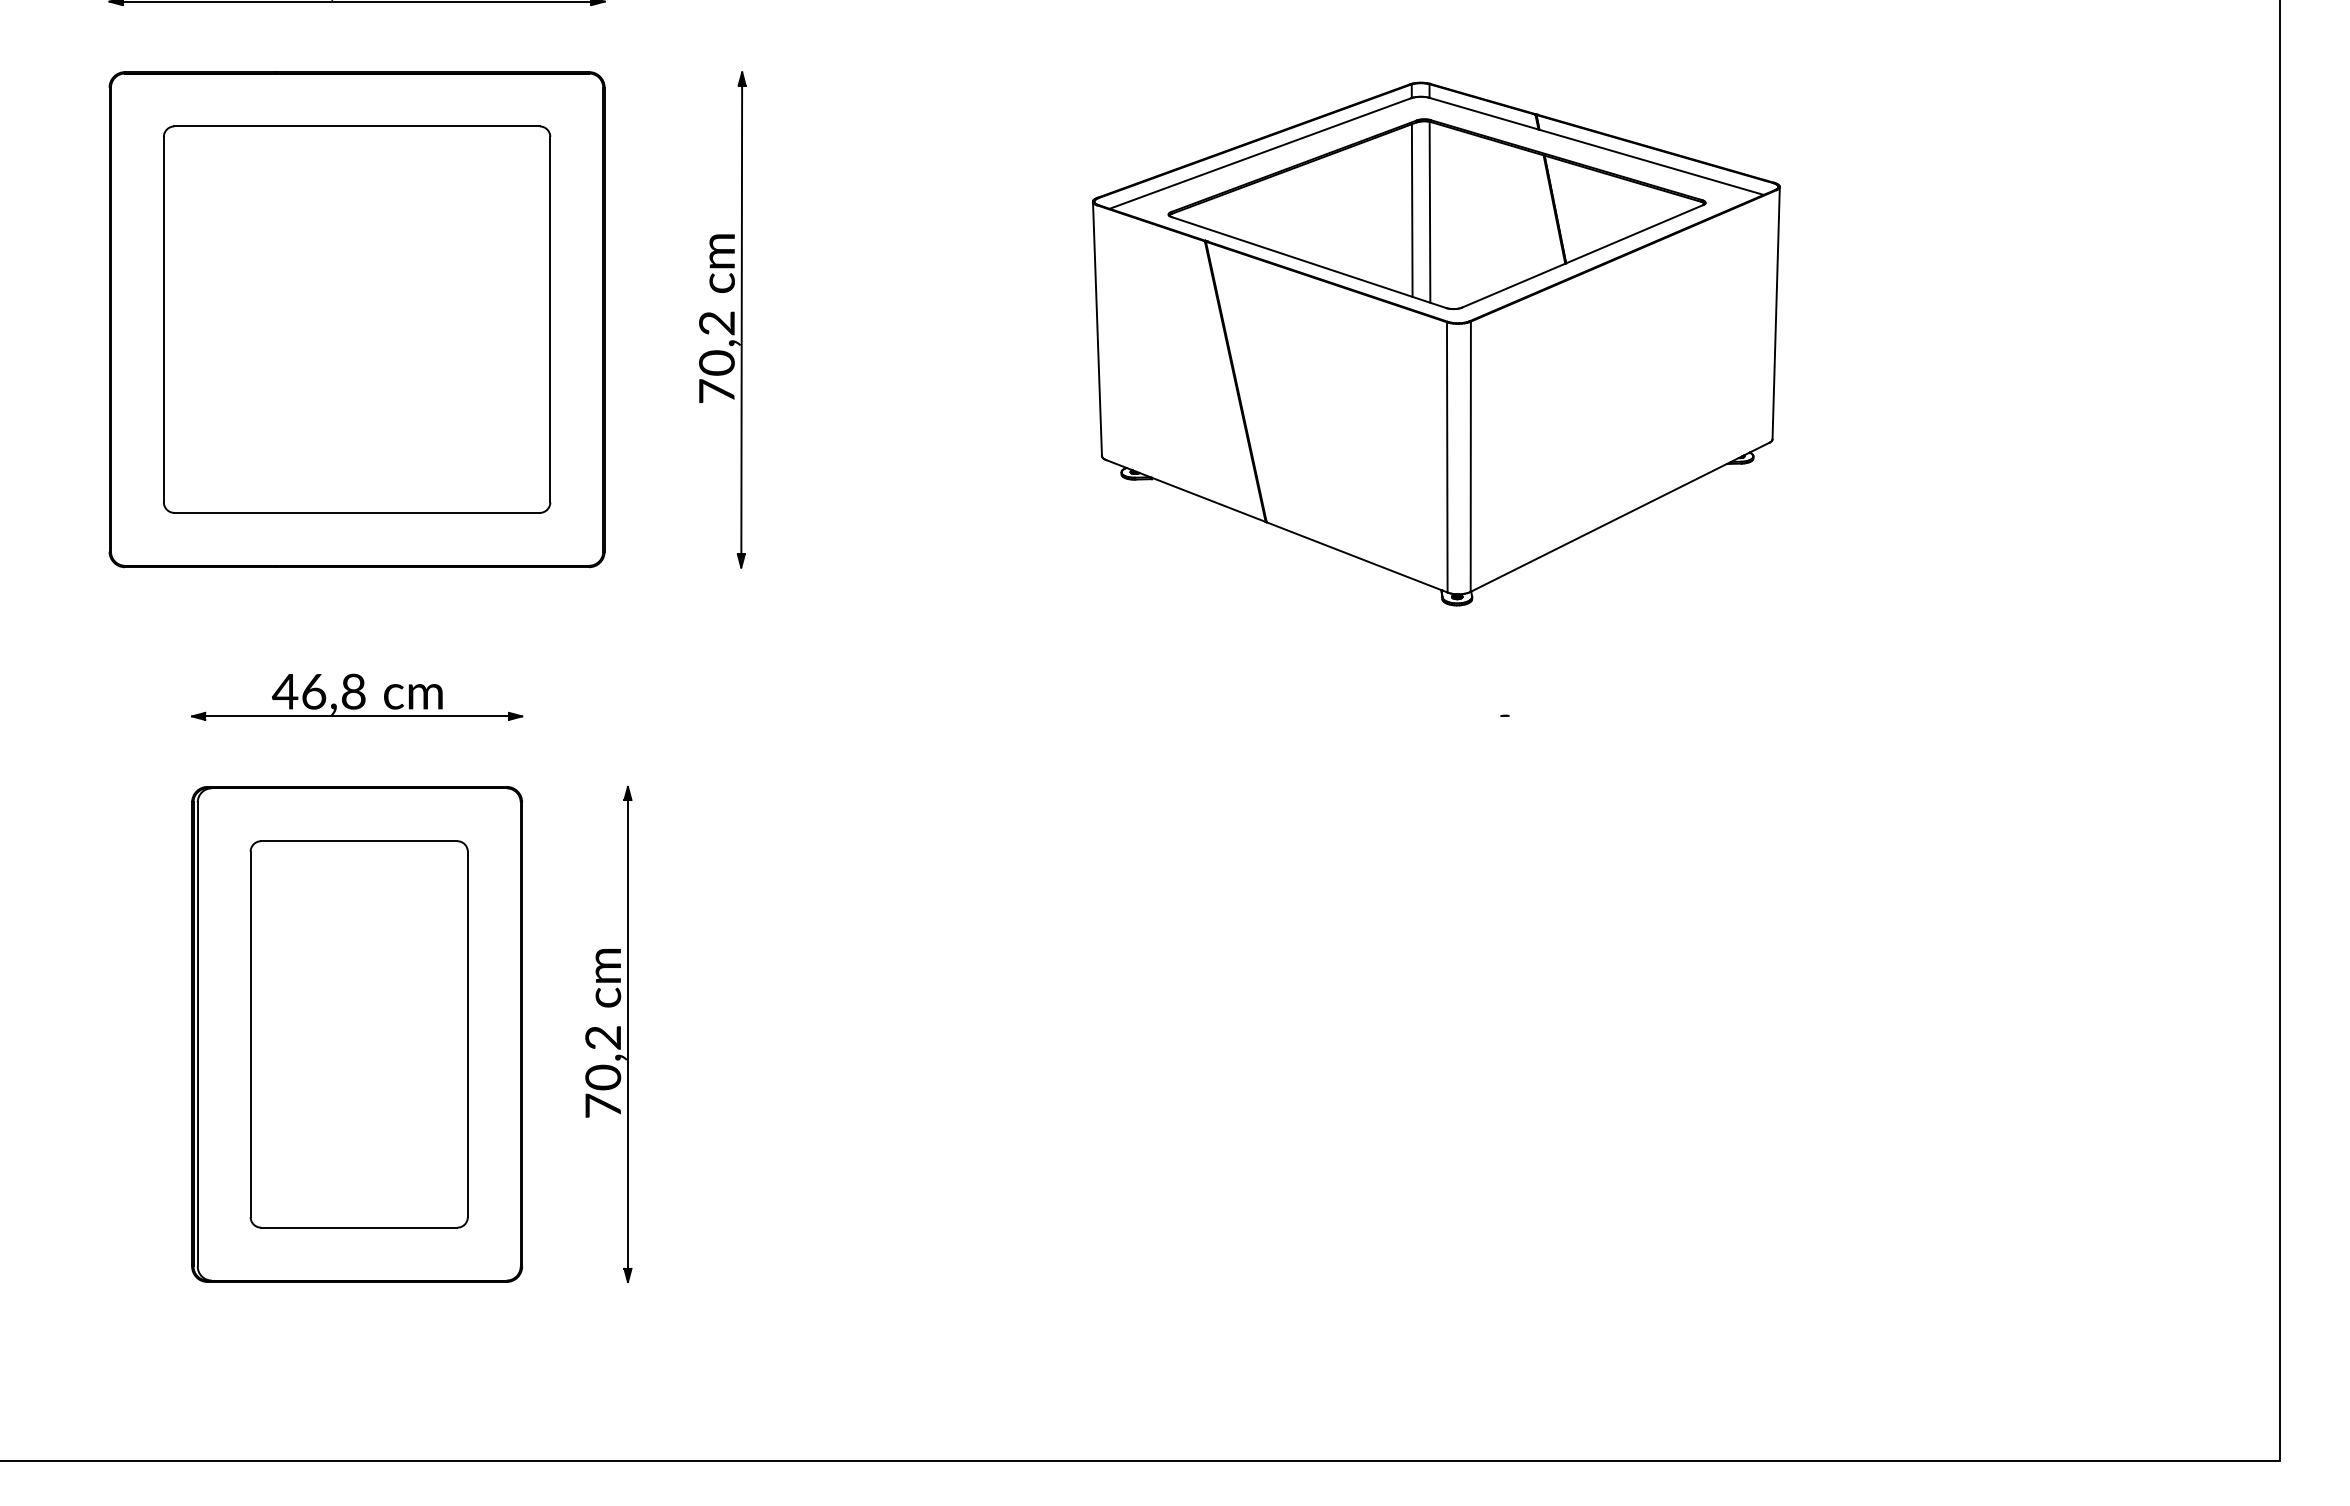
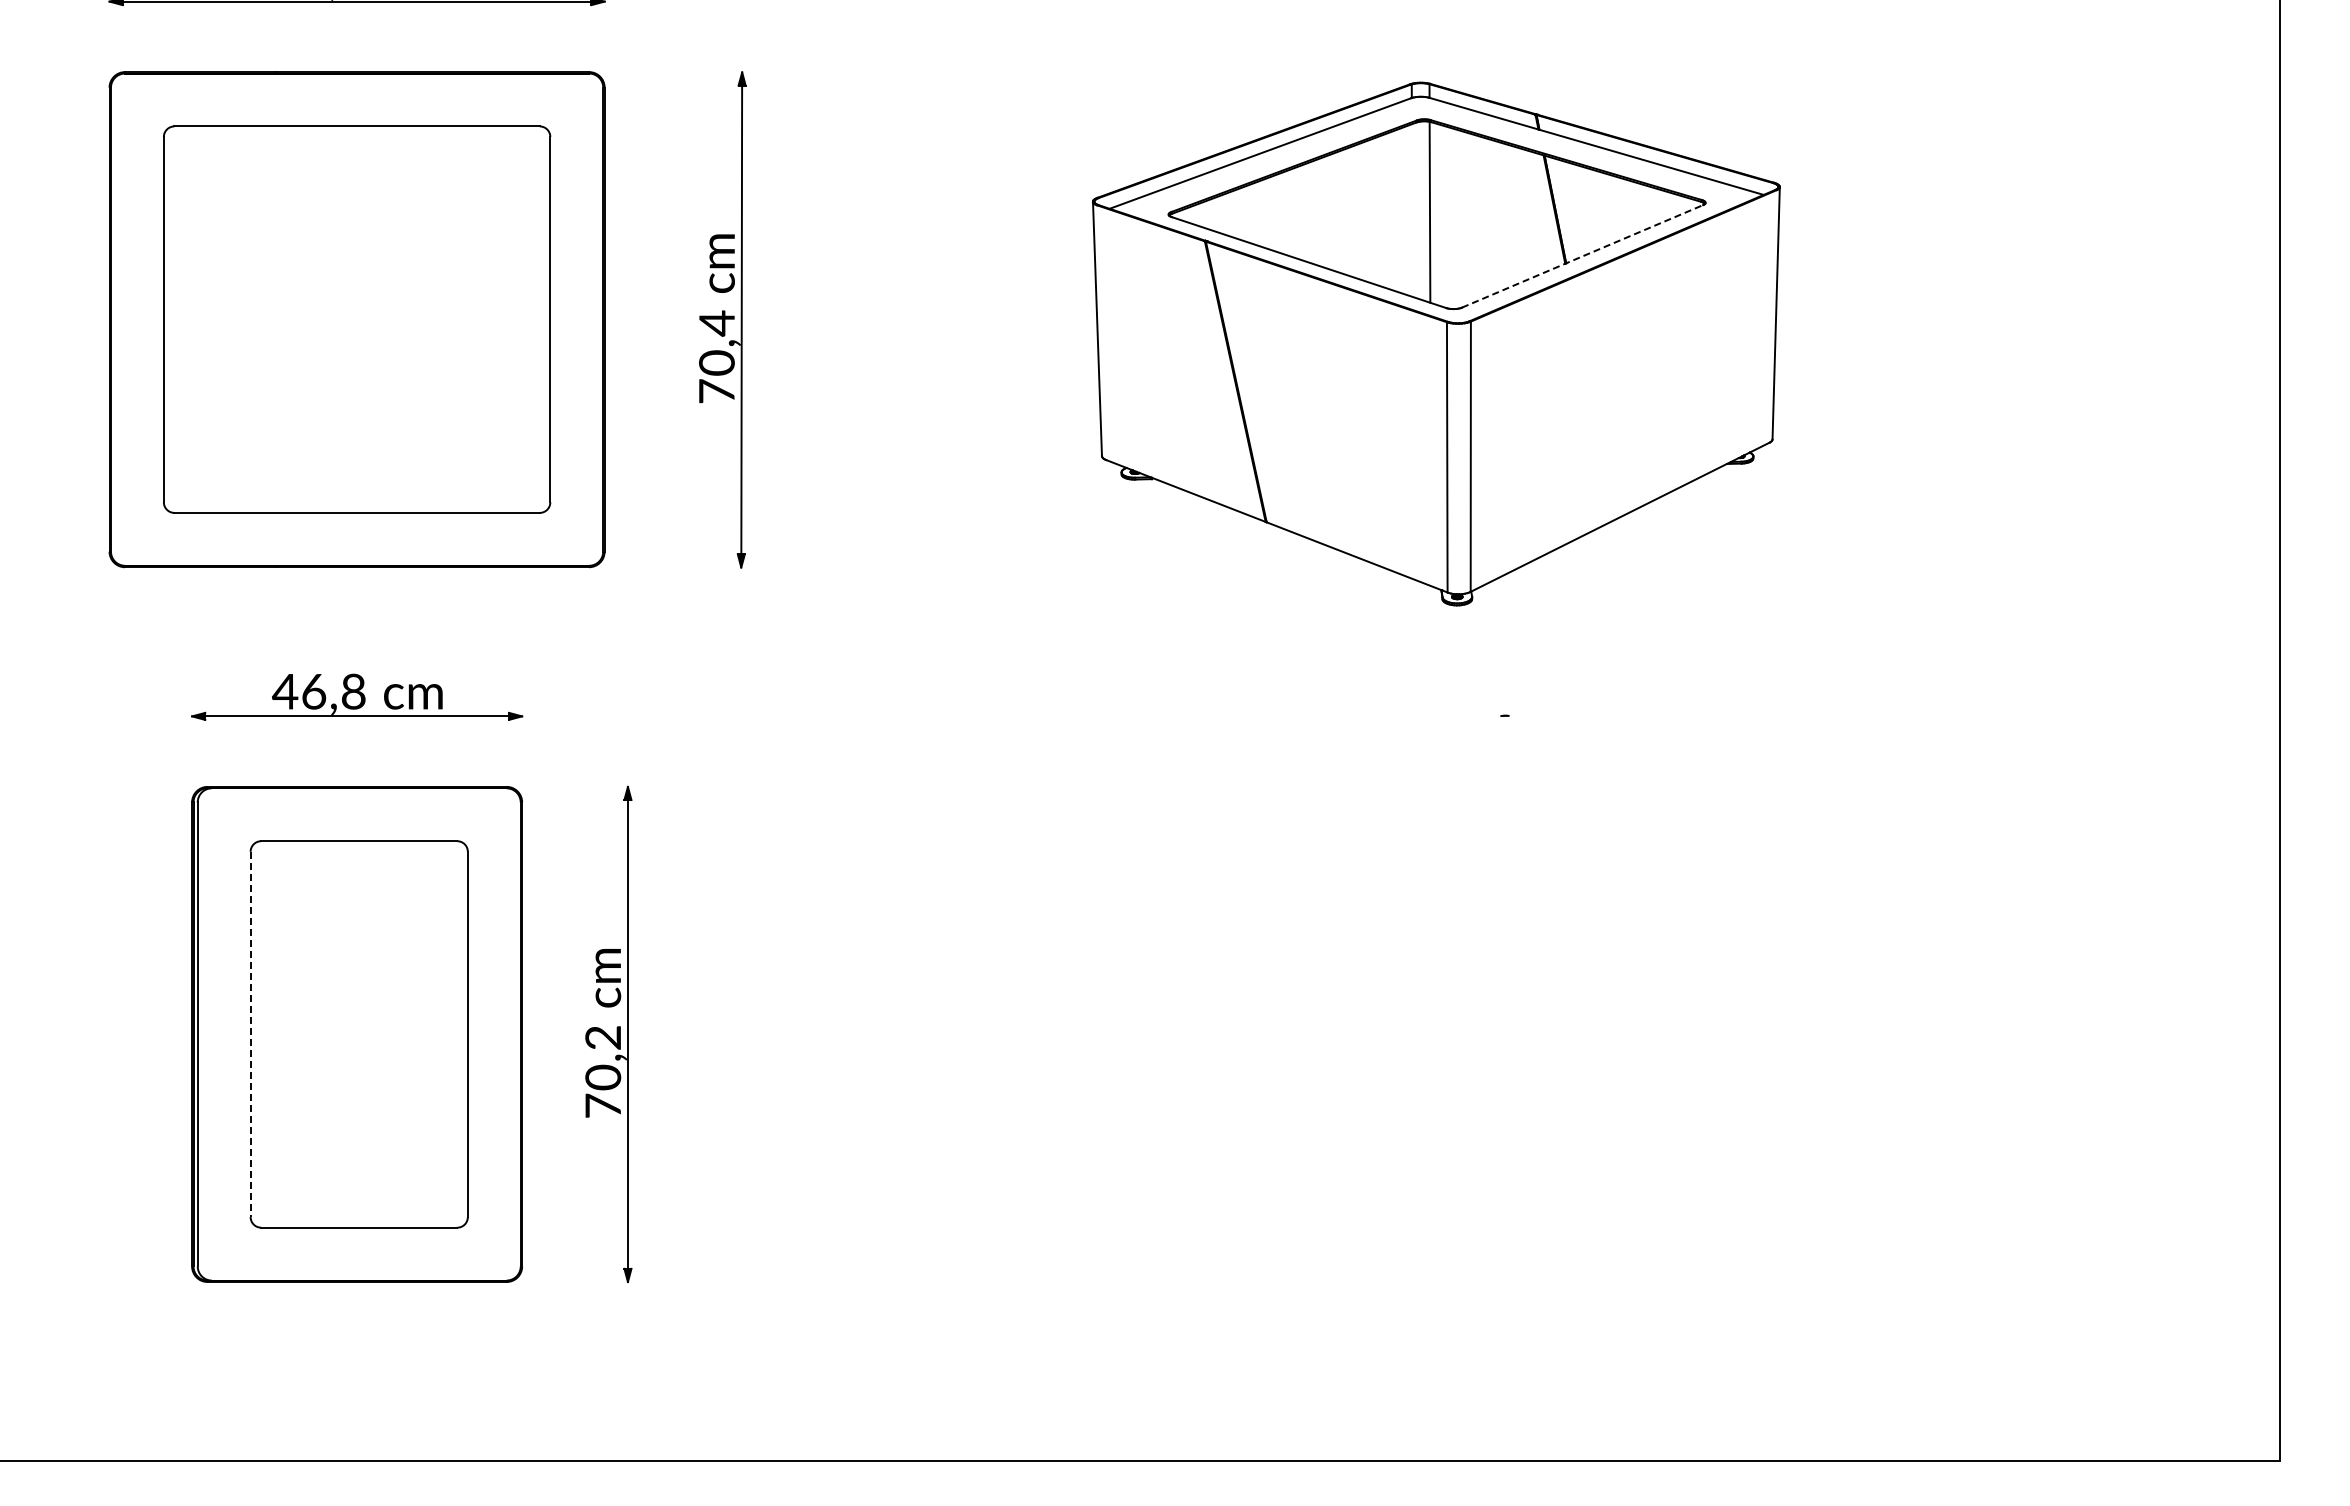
line: present -> none (1411, 210)
line: solid -> dashed (1582, 256)
text: 70,2 -> 70,4 (716, 323)
line: solid -> dashed (250, 1034)
